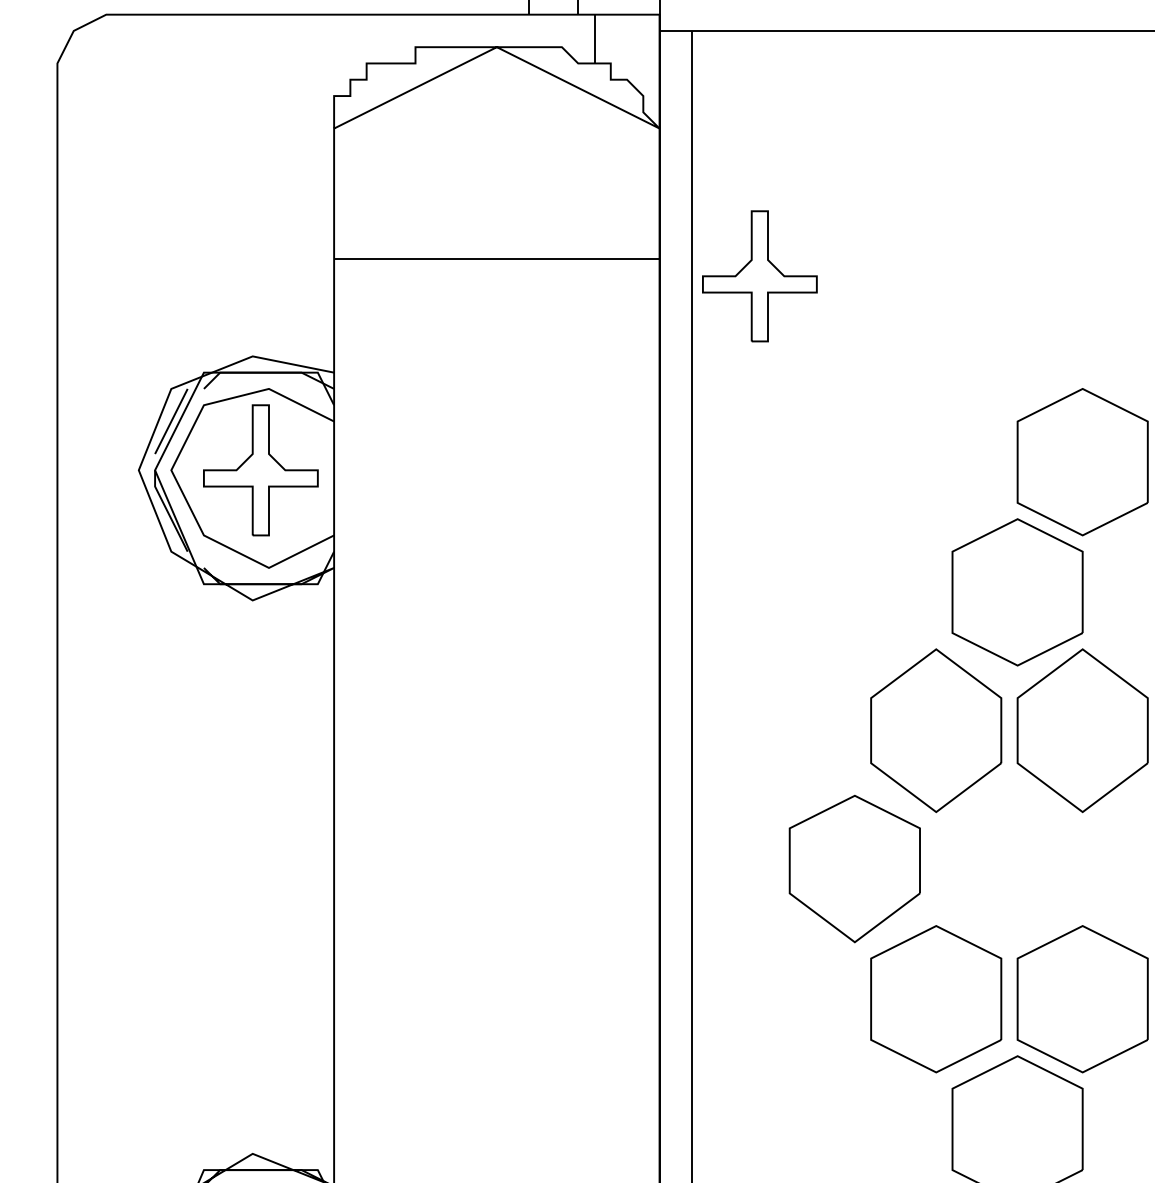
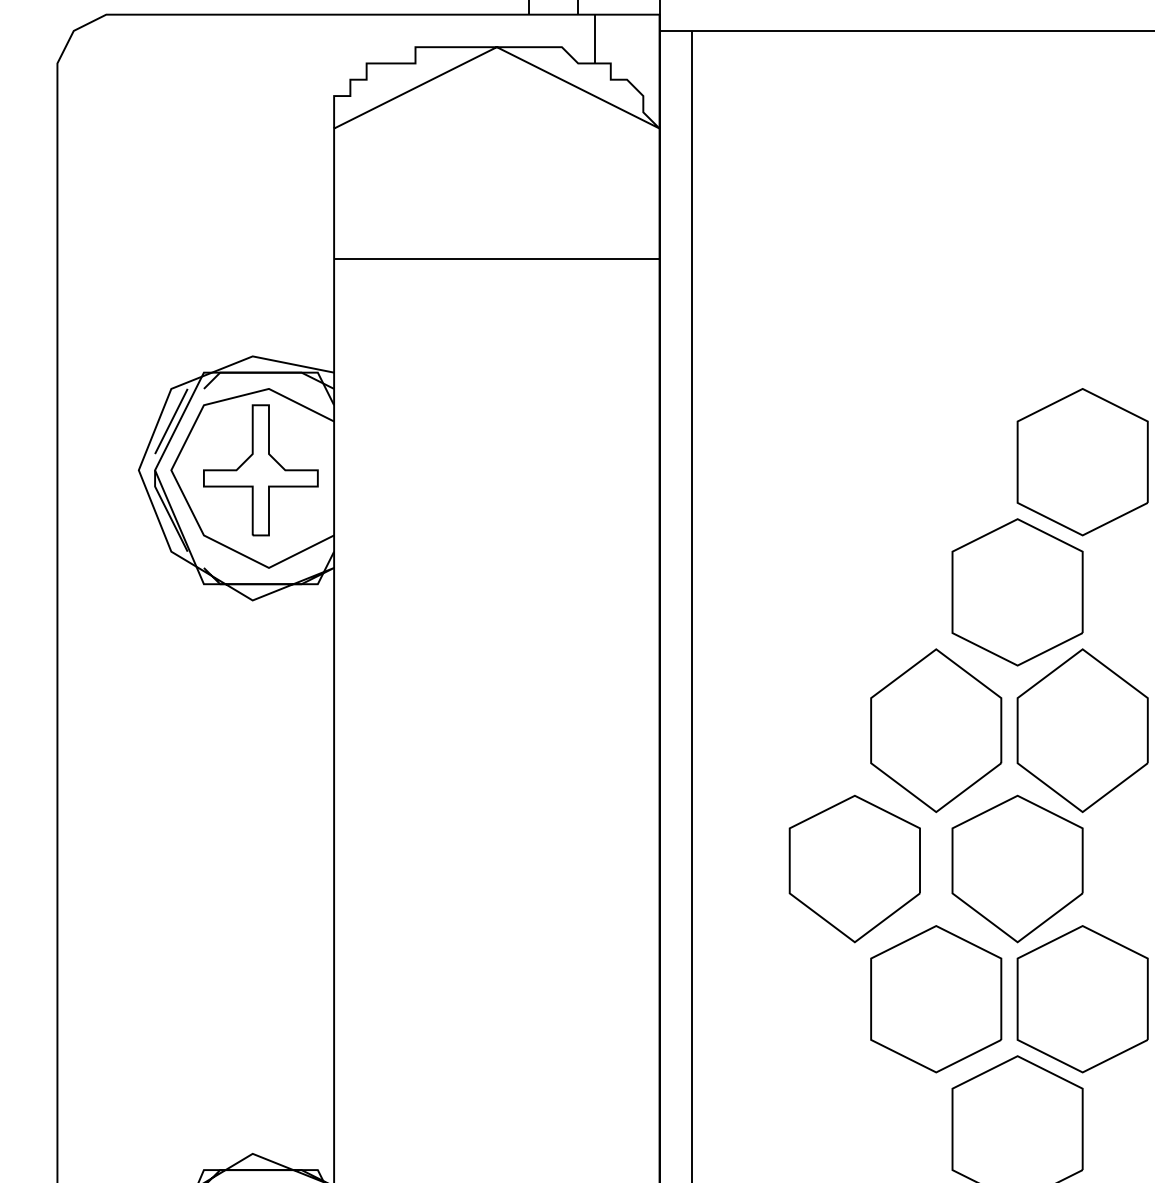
part: present -> none (759, 276)
part: none -> present (1017, 868)
